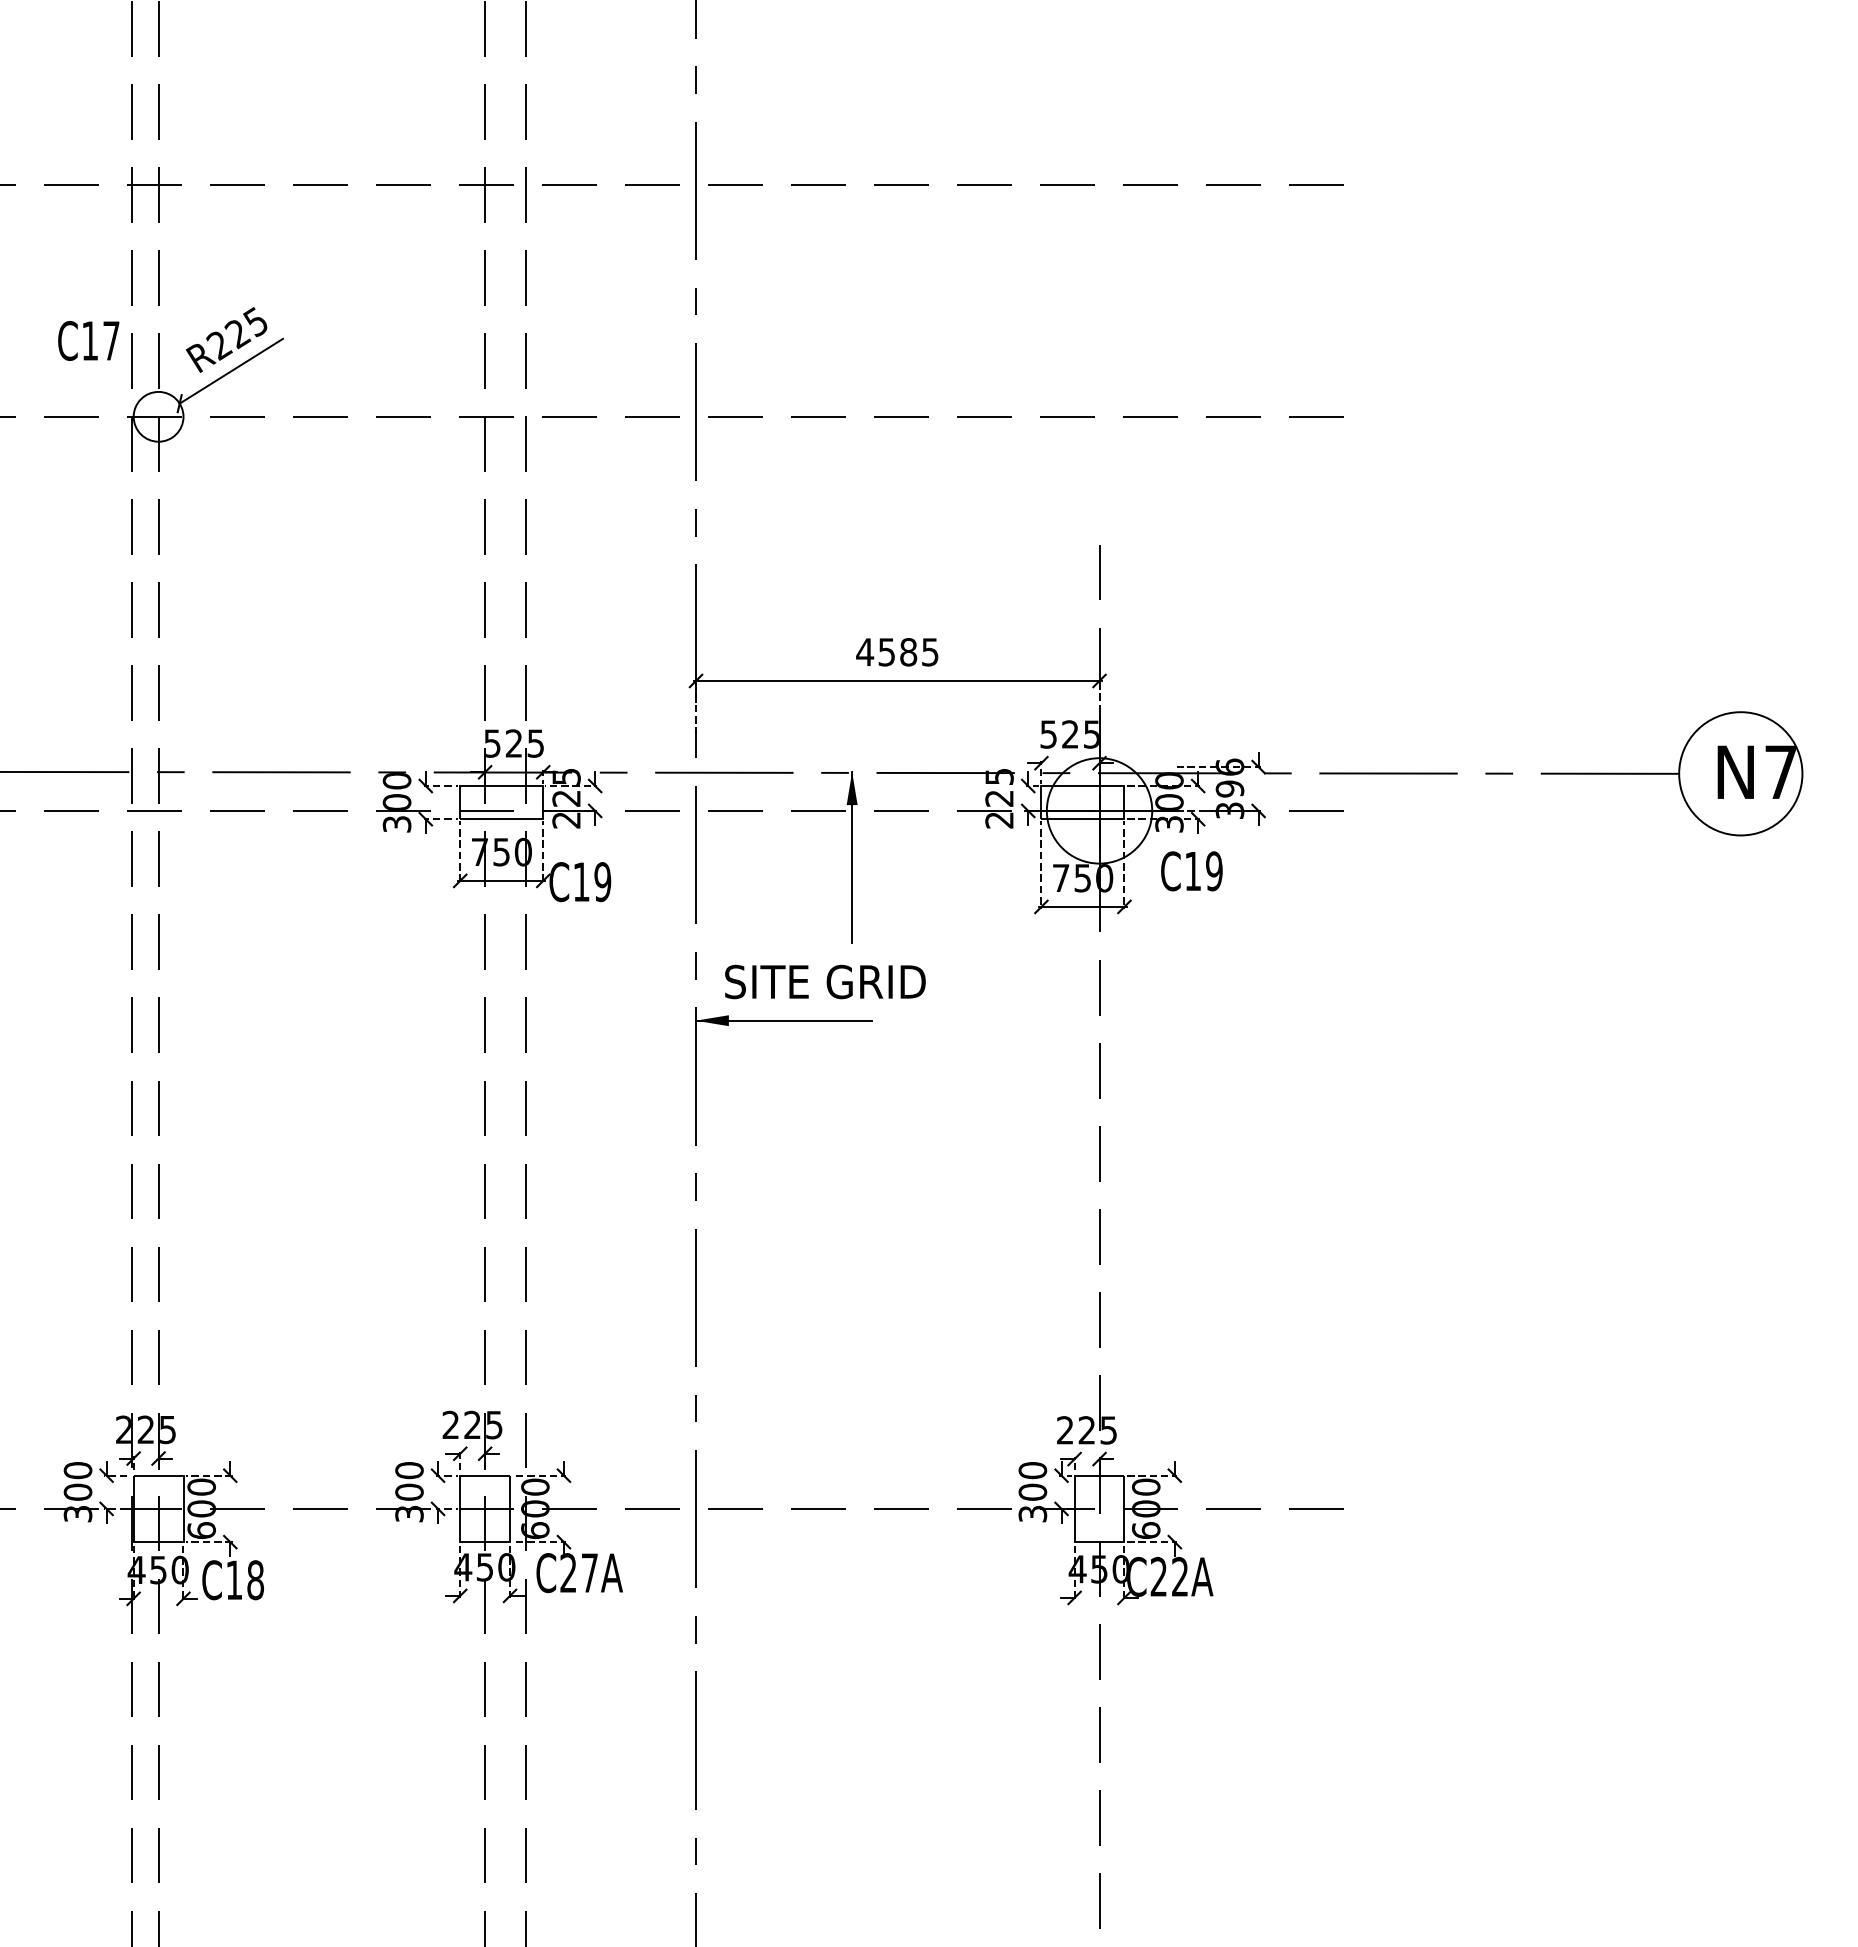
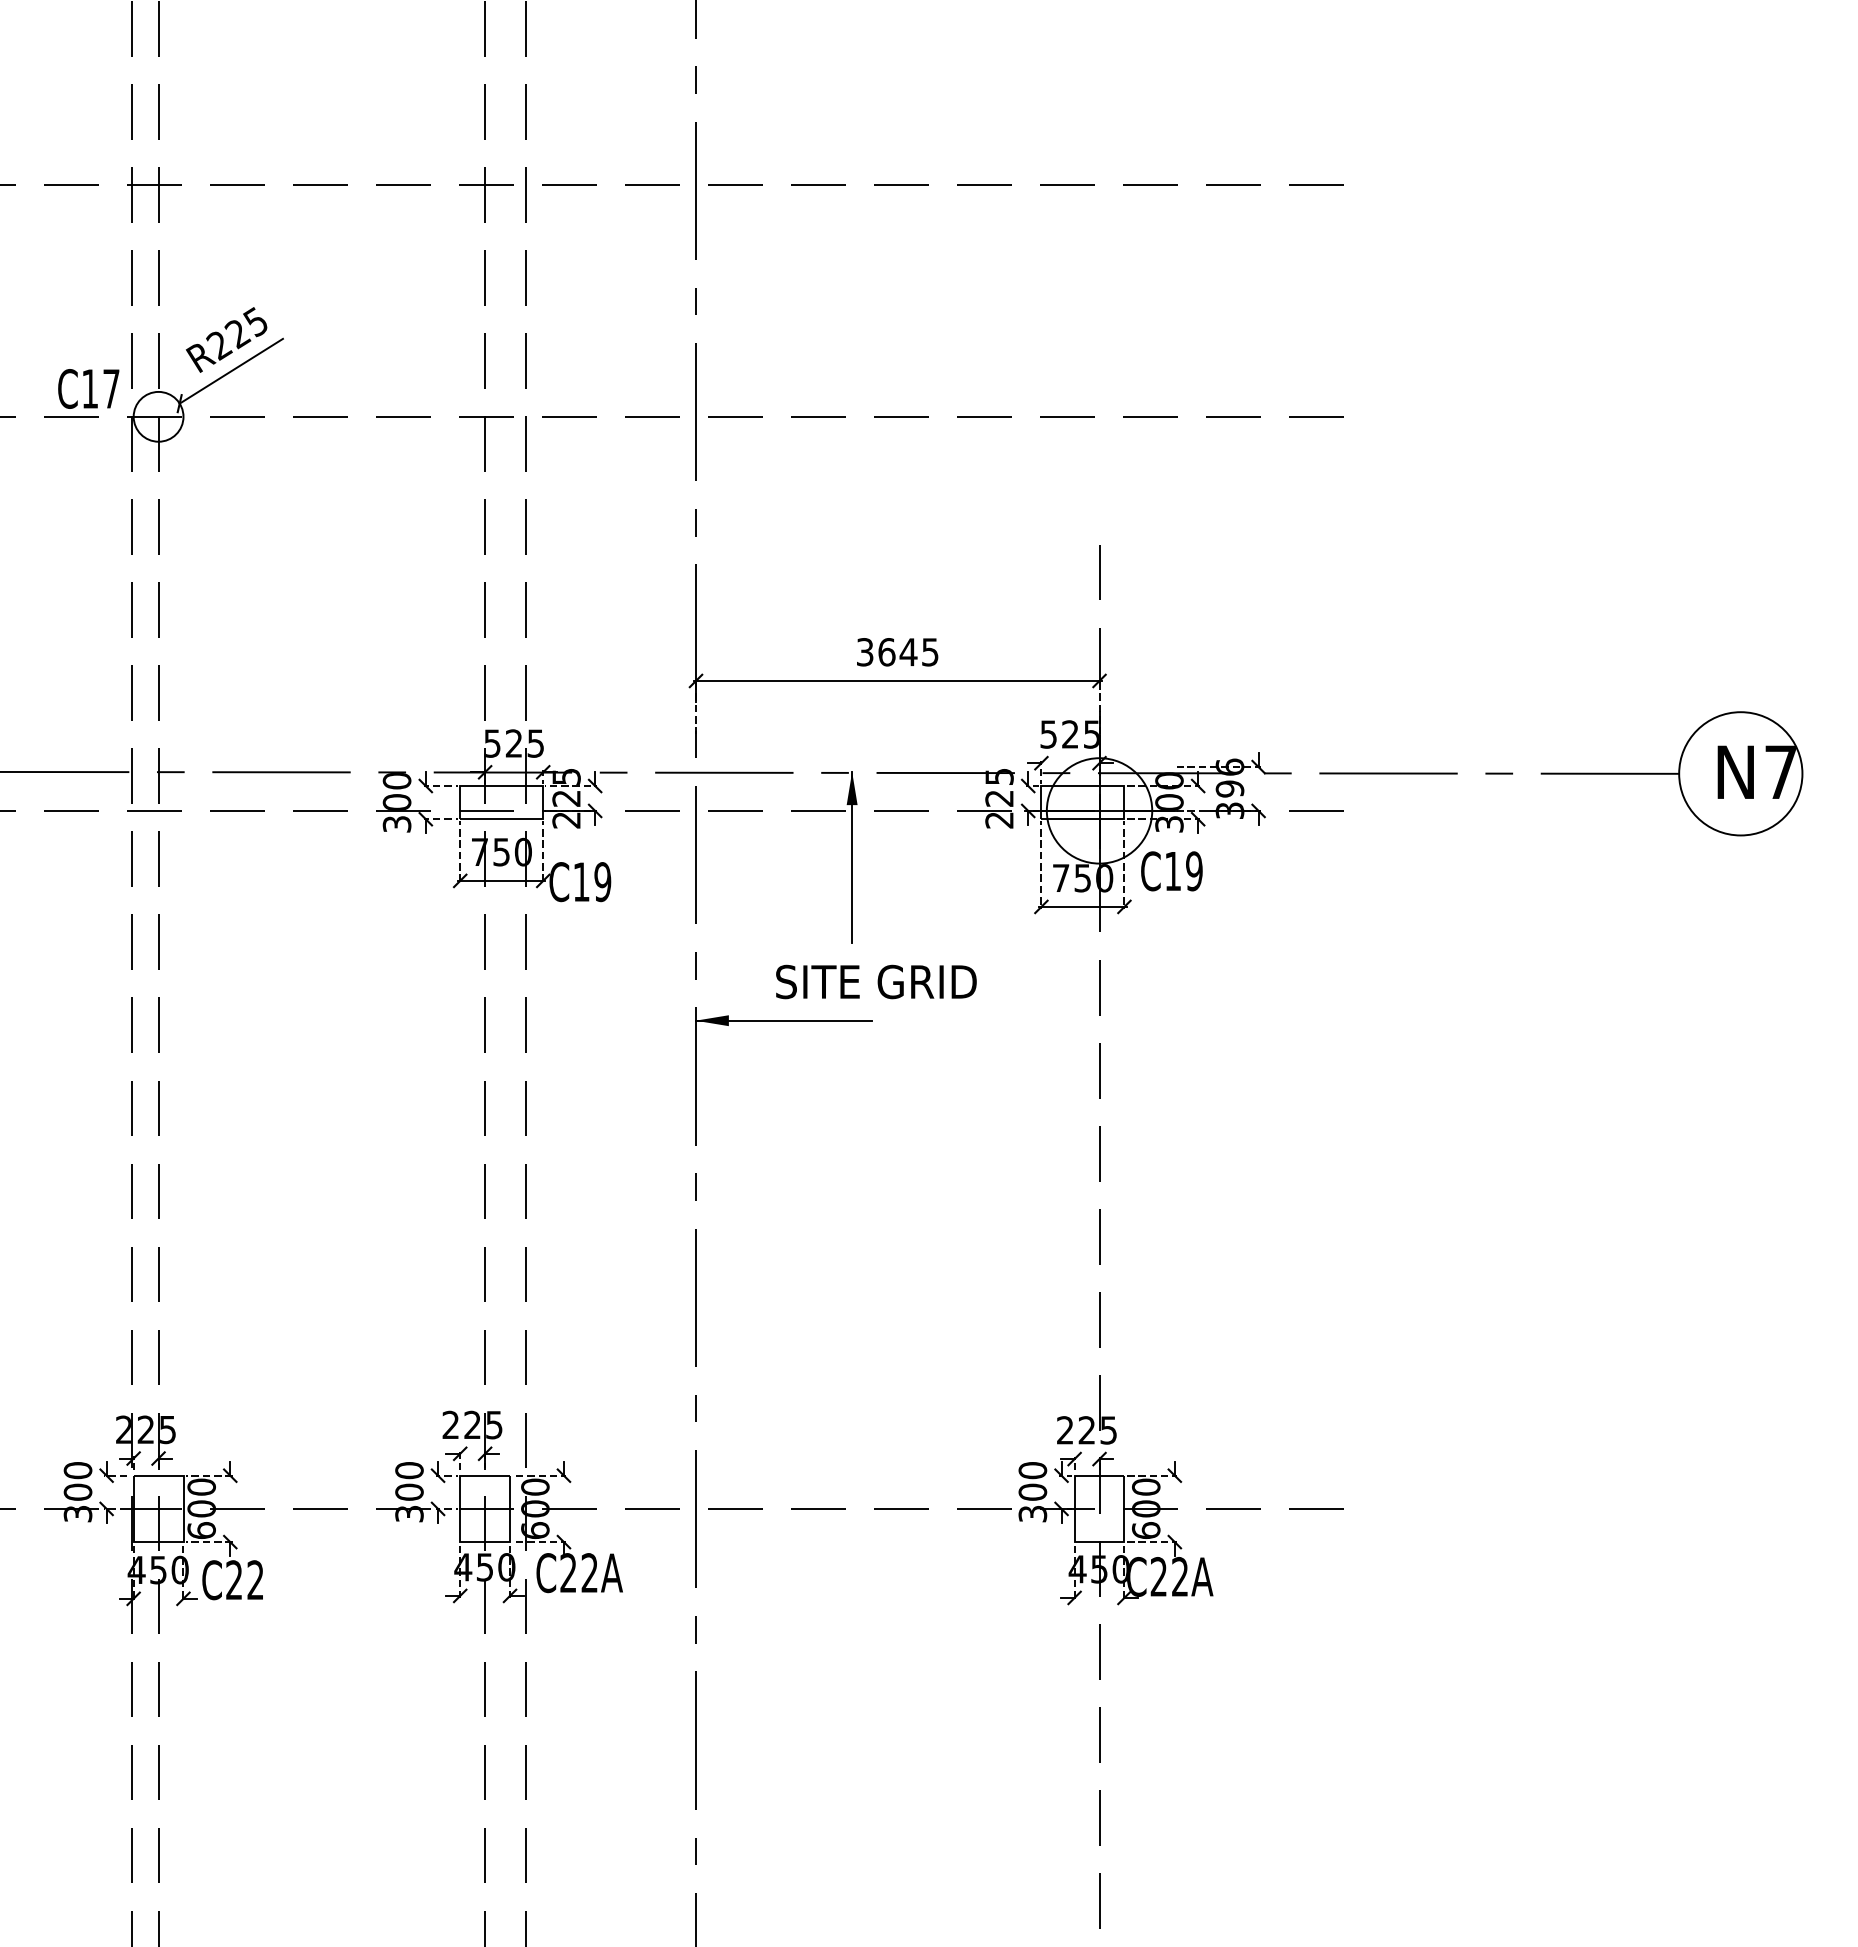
text position: (88, 340) -> (88, 388) (88, 388)
text: 4585 -> 3645 (886, 652)
text position: (1191, 871) -> (1171, 871) (1171, 871)
text position: (825, 981) -> (876, 981) (876, 981)
text: C27A -> C22A (589, 1572)
text: C18 -> C22 (245, 1580)
